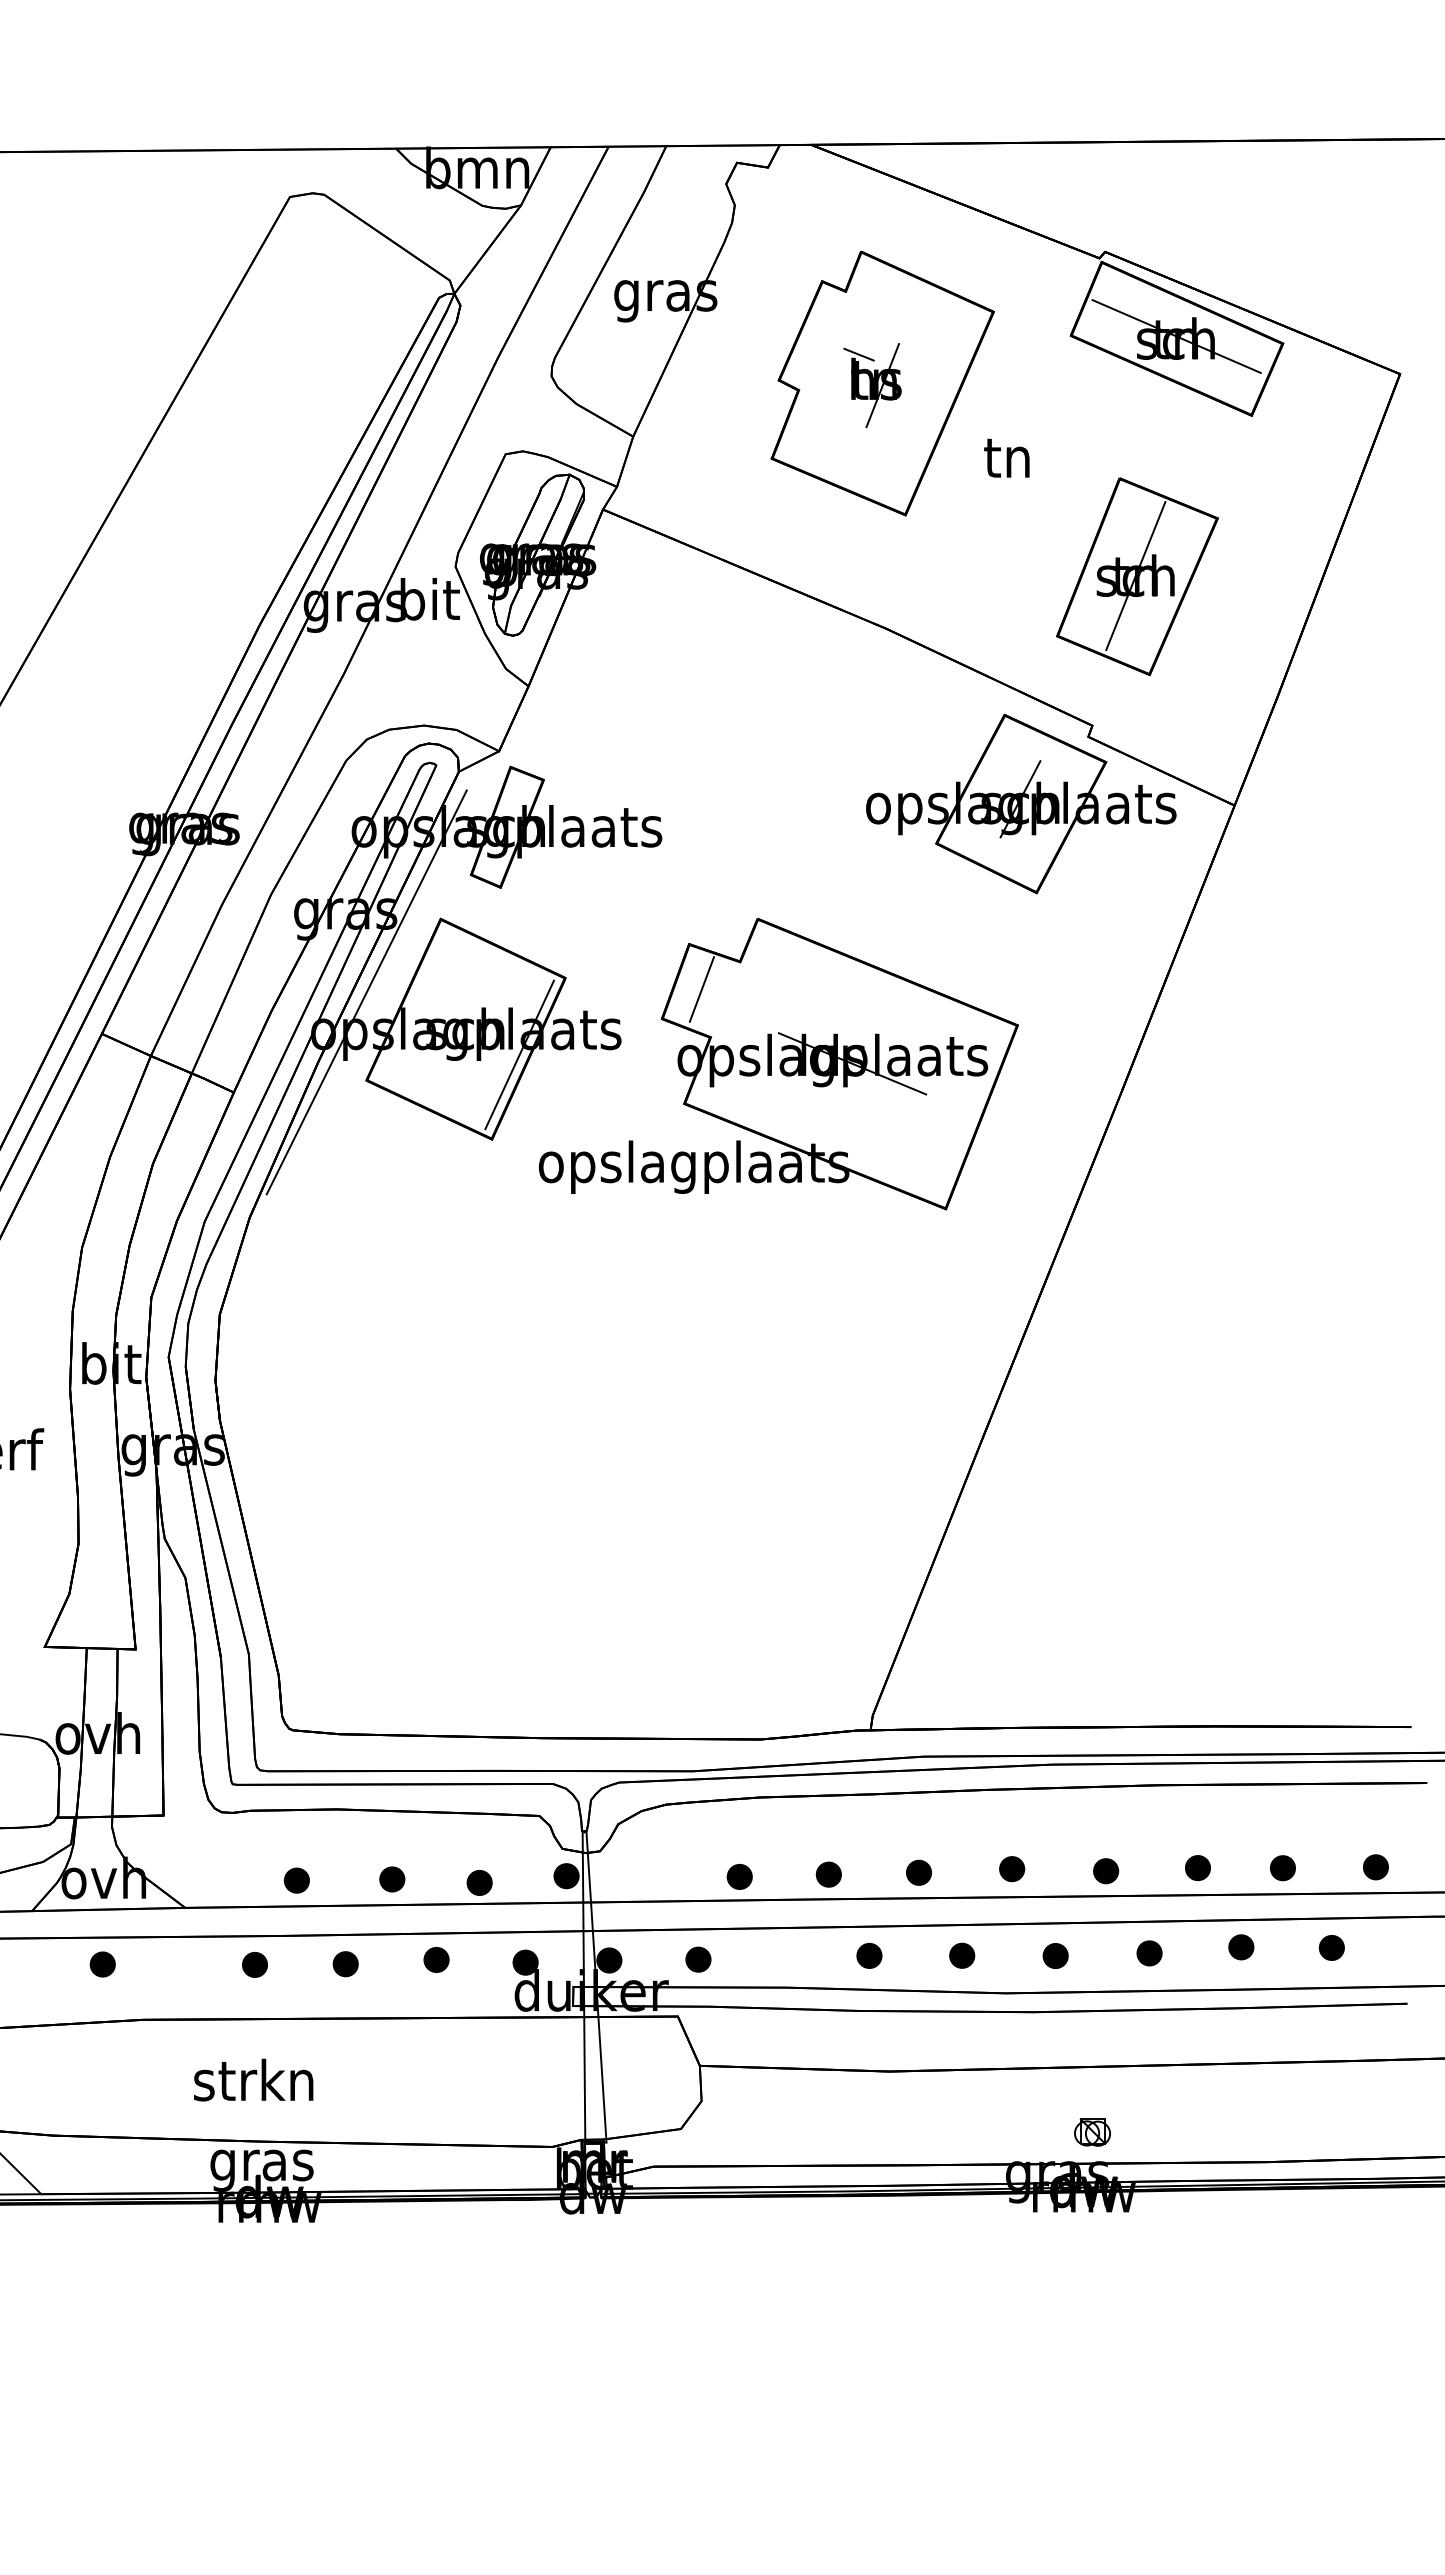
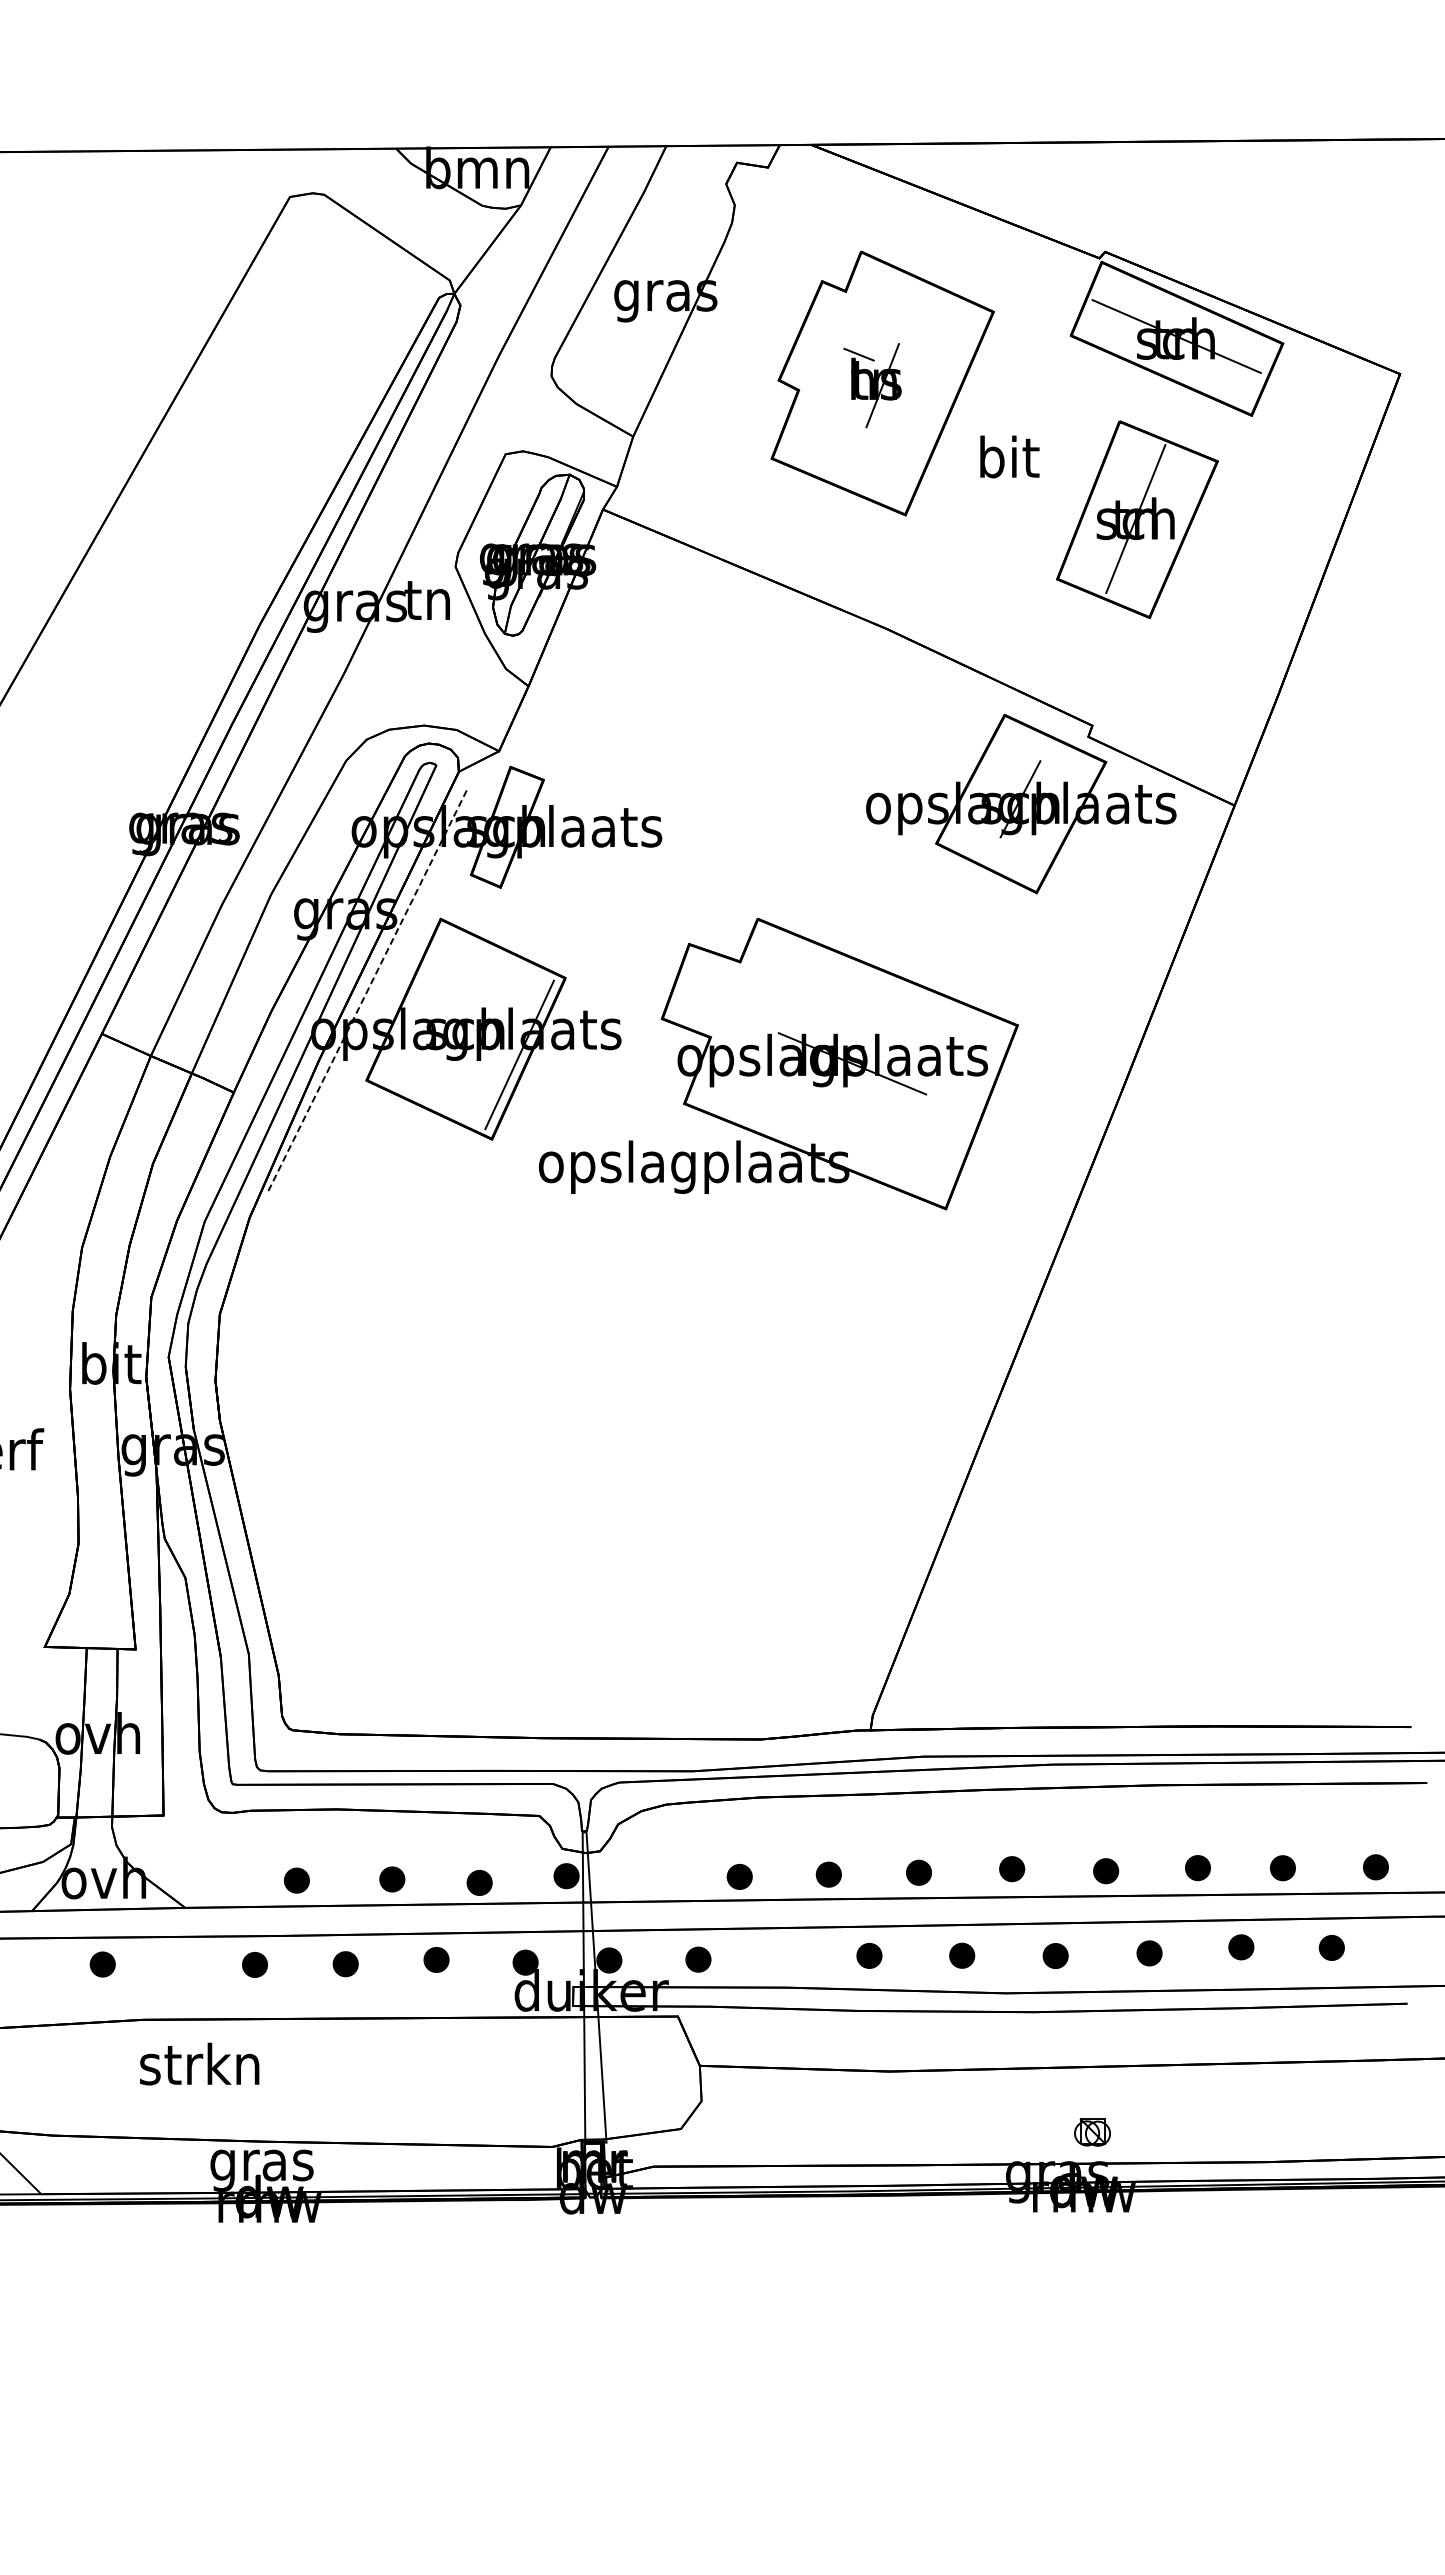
text: tn -> bit (1009, 456)
part position: (1137, 576) -> (1137, 519) (1137, 519)
text: bit -> tn (429, 599)
line: present -> none (701, 989)
line: solid -> dashed (366, 992)
text position: (253, 2079) -> (199, 2063) (199, 2063)
